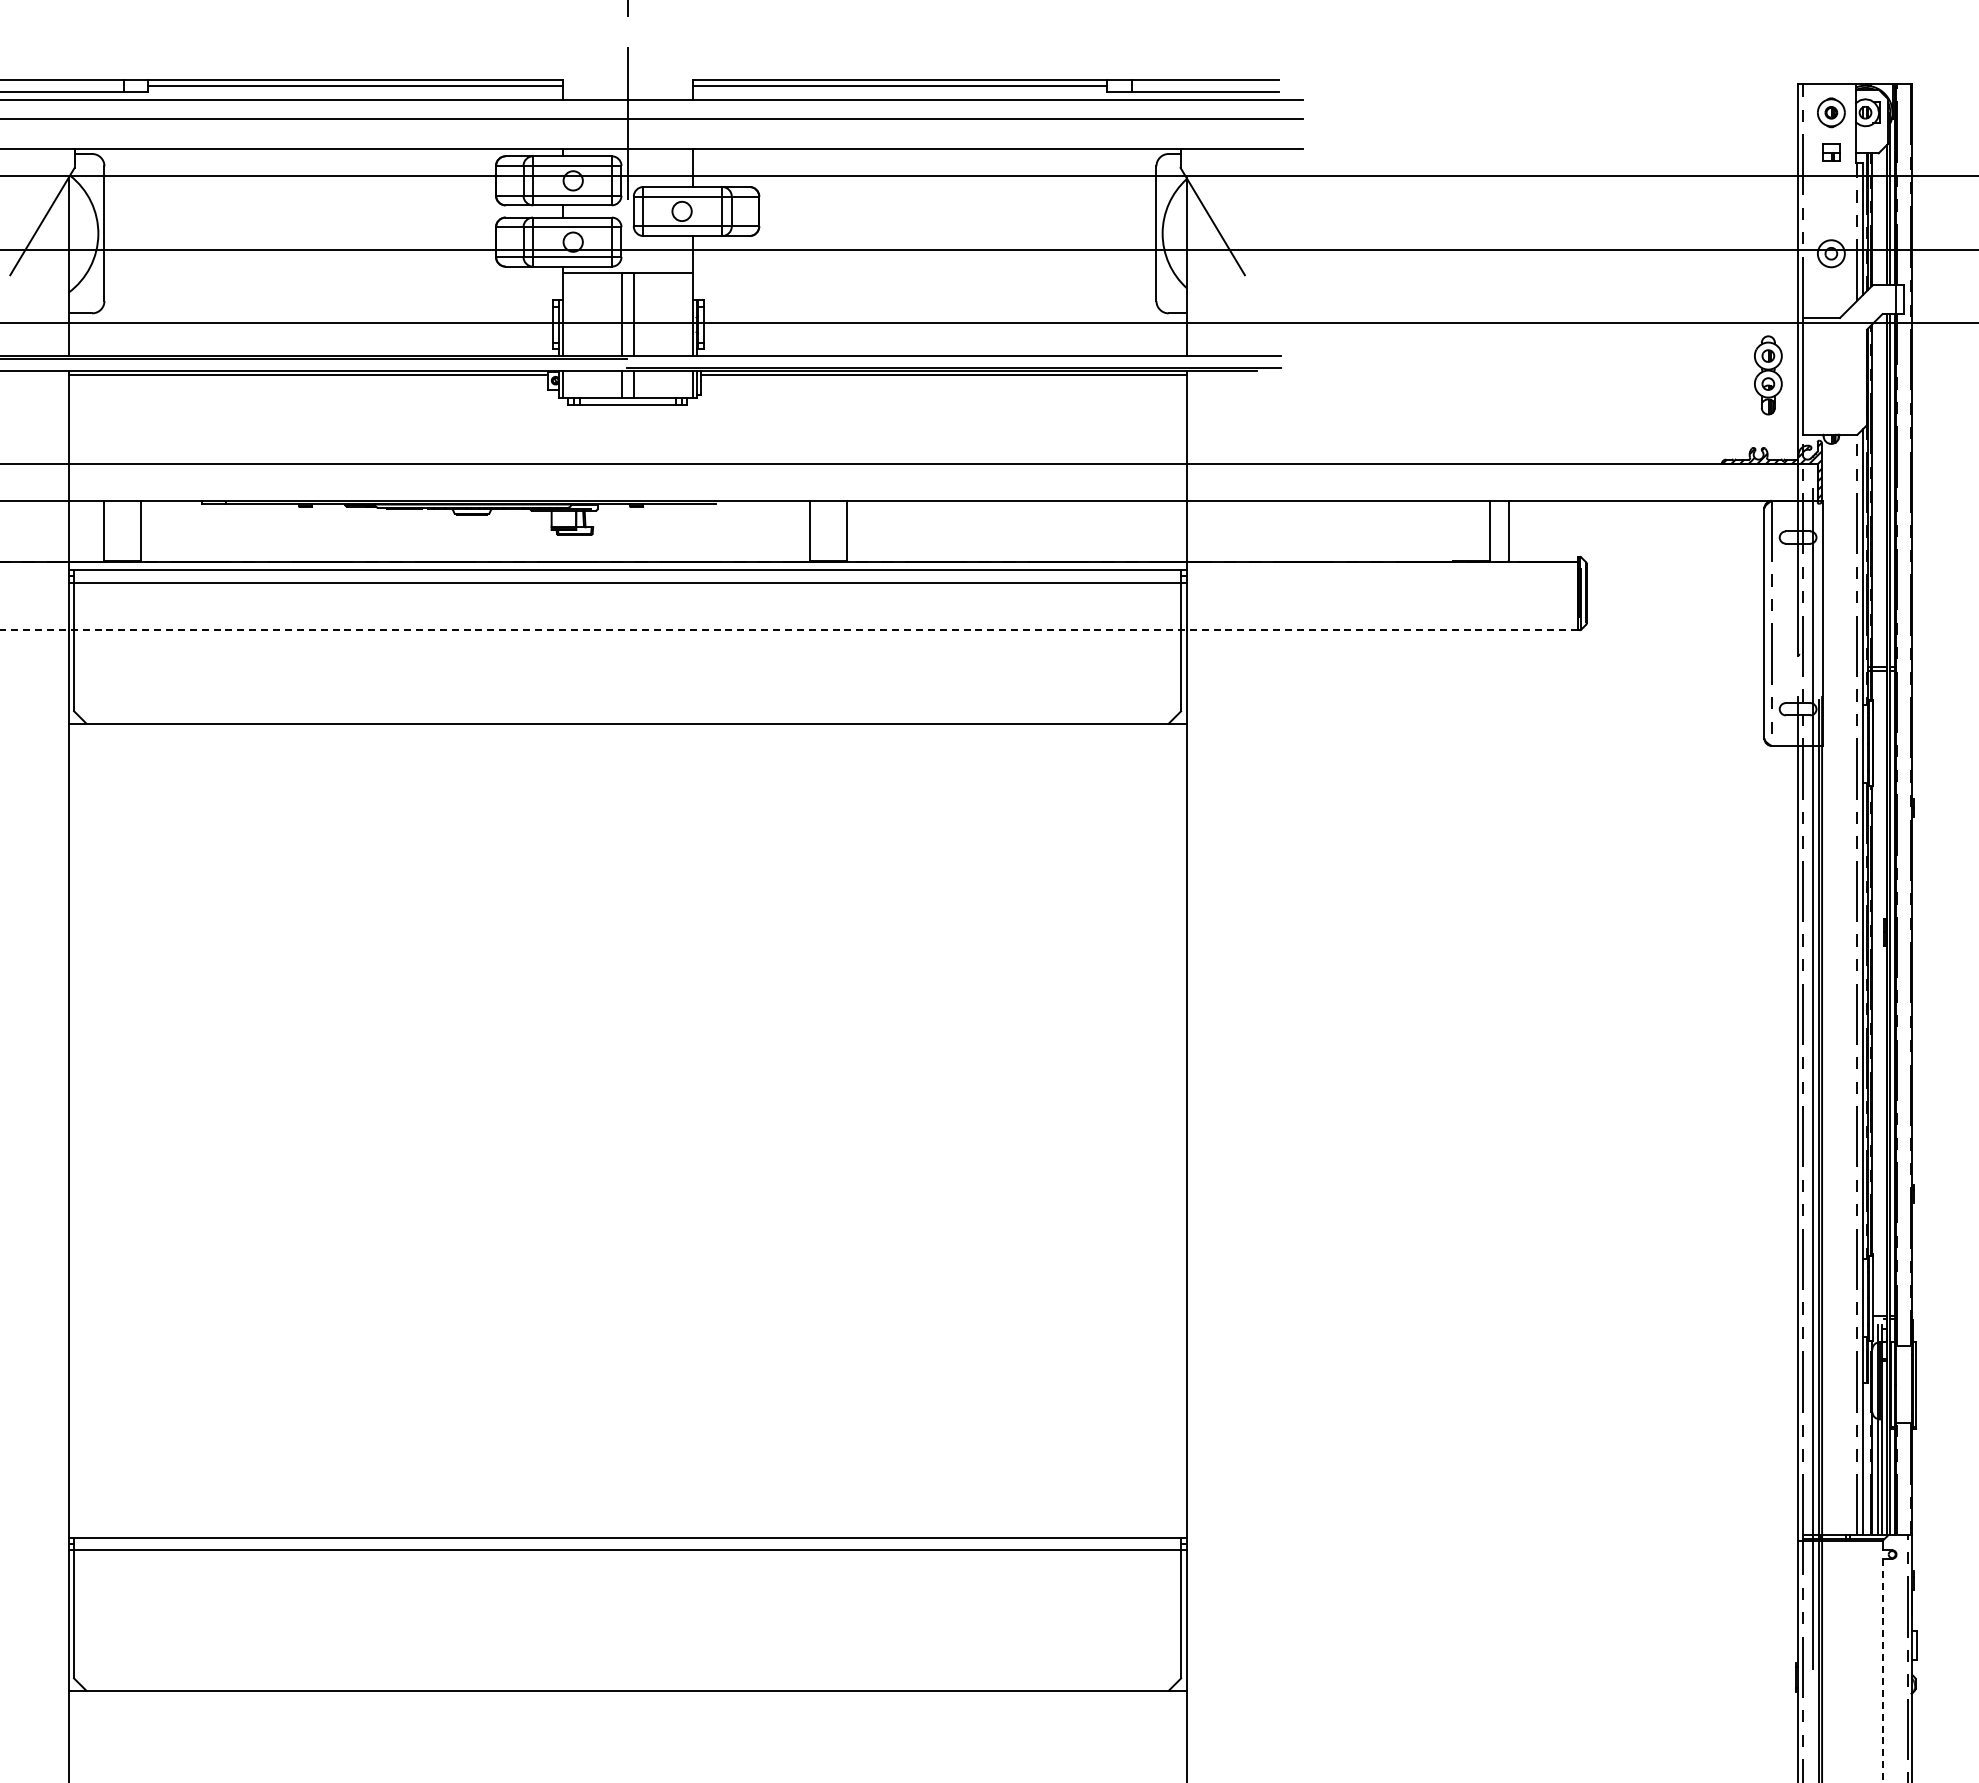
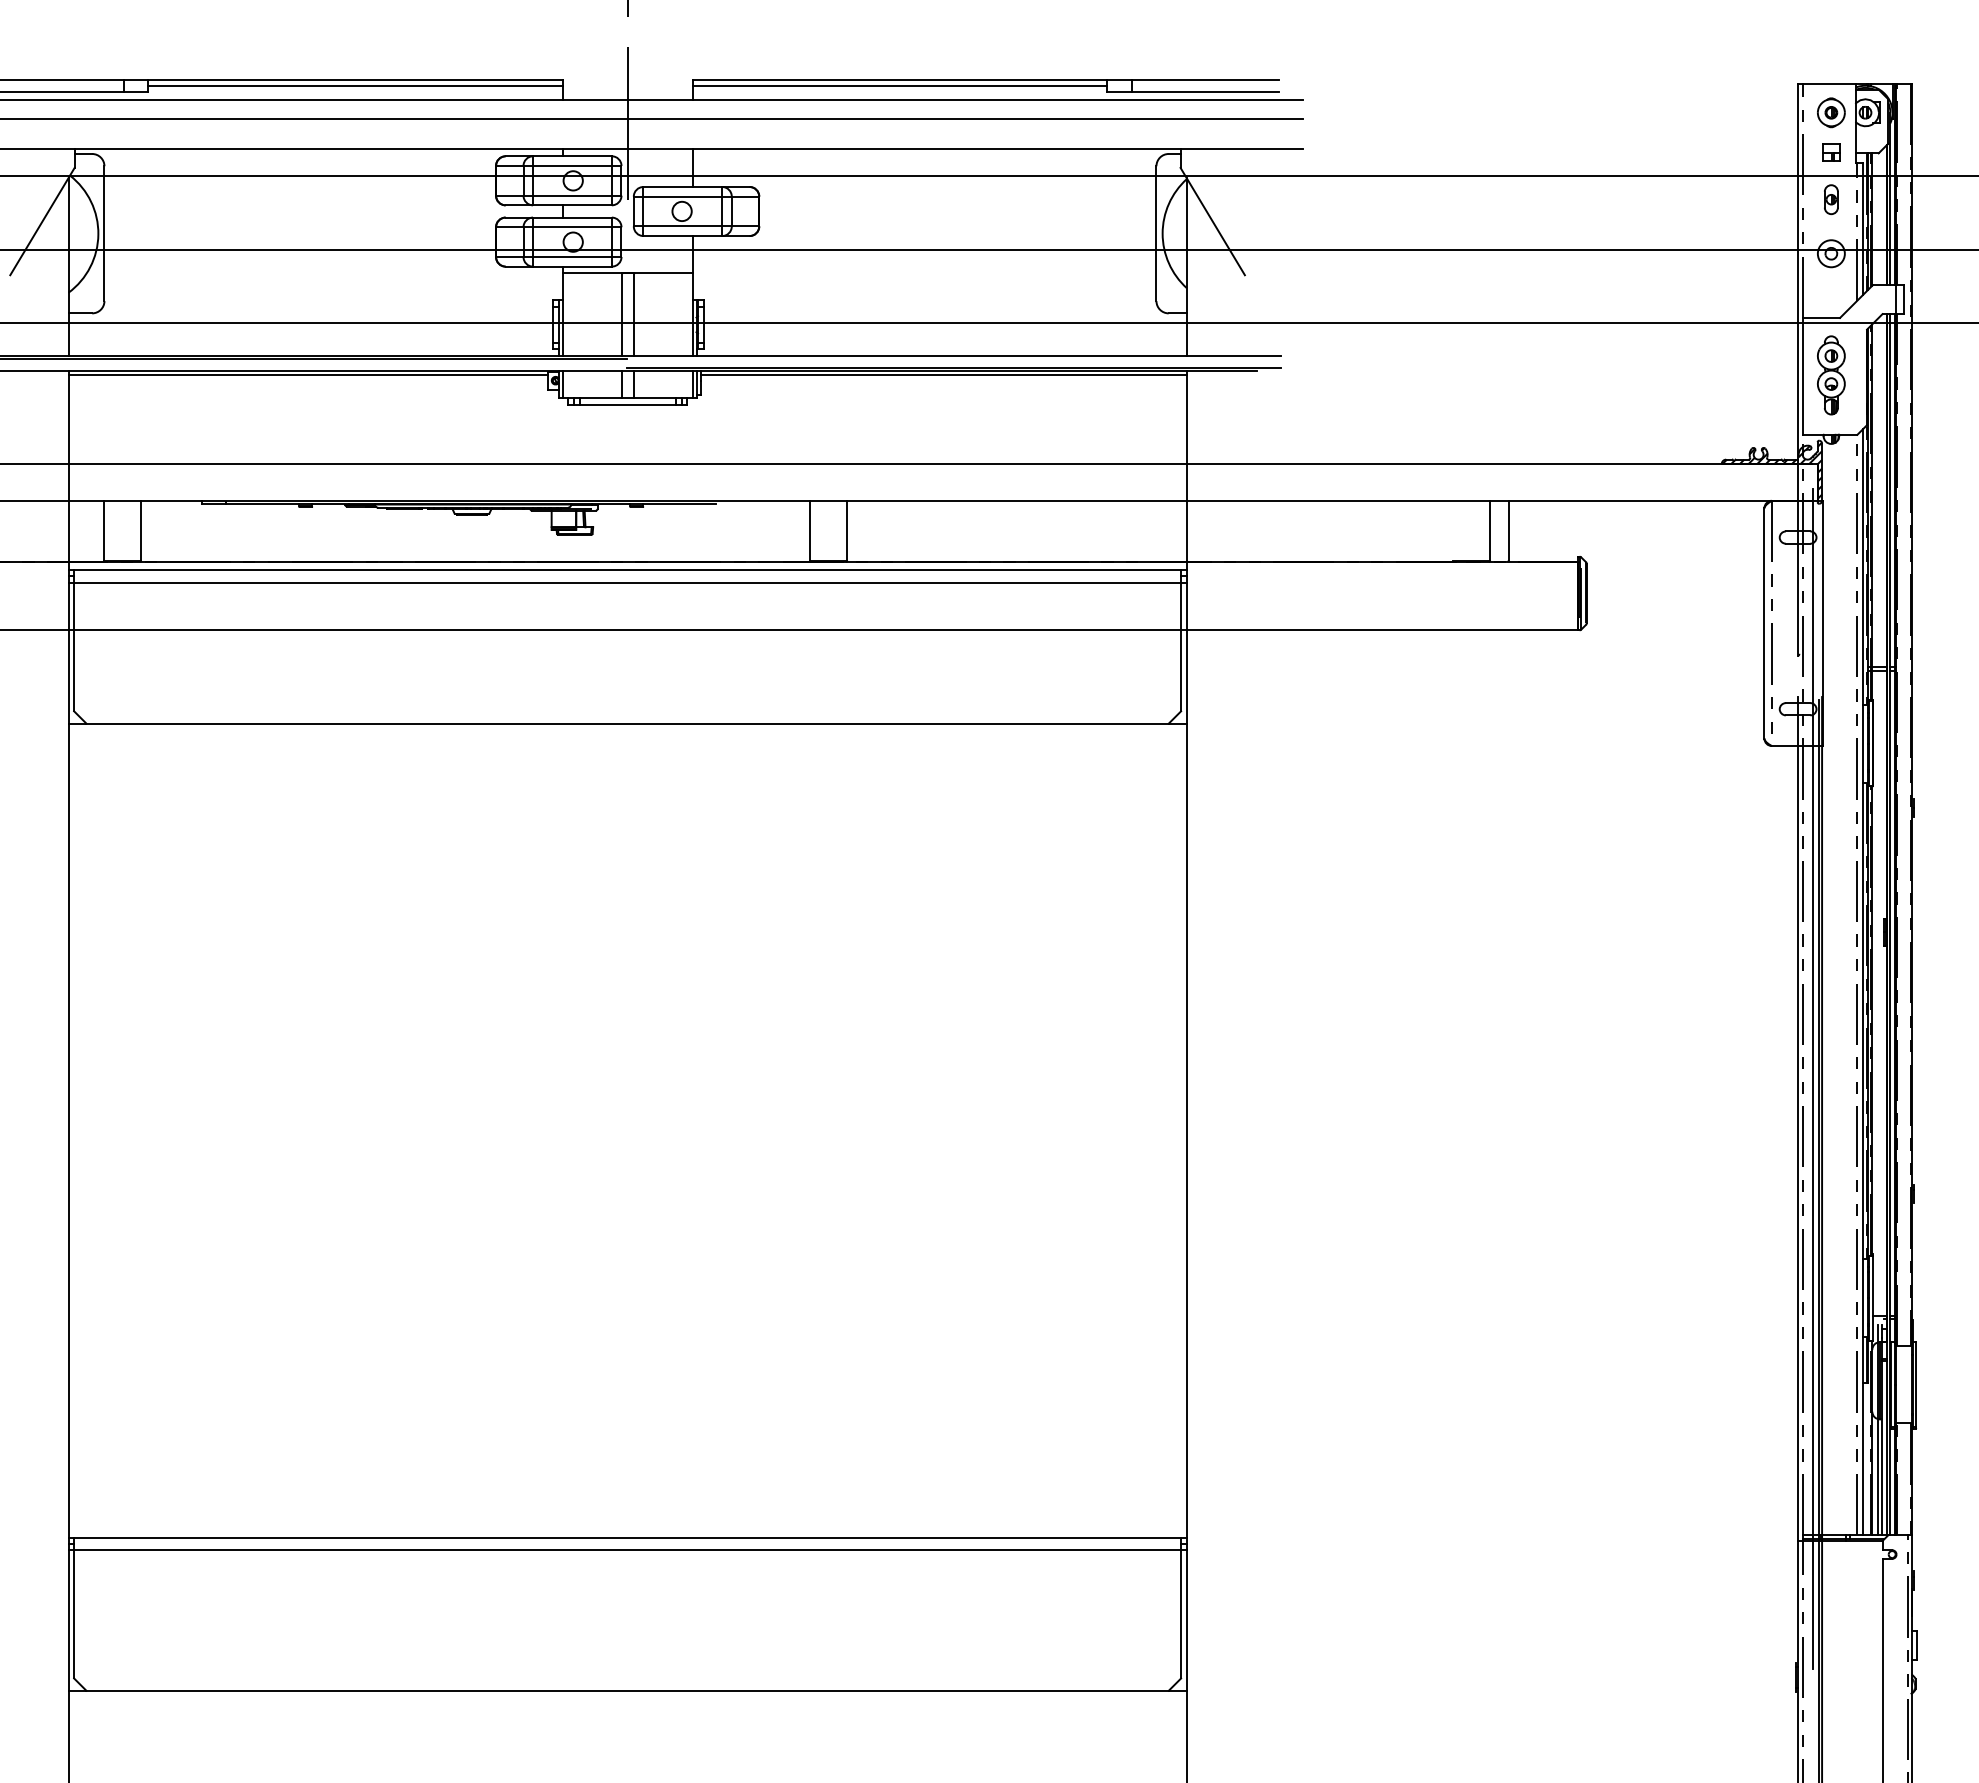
part: none -> present (1831, 199)
part position: (1768, 375) -> (1831, 375) (1831, 375)
line: dashed -> solid (789, 630)
line: dashed -> solid (1882, 1670)
